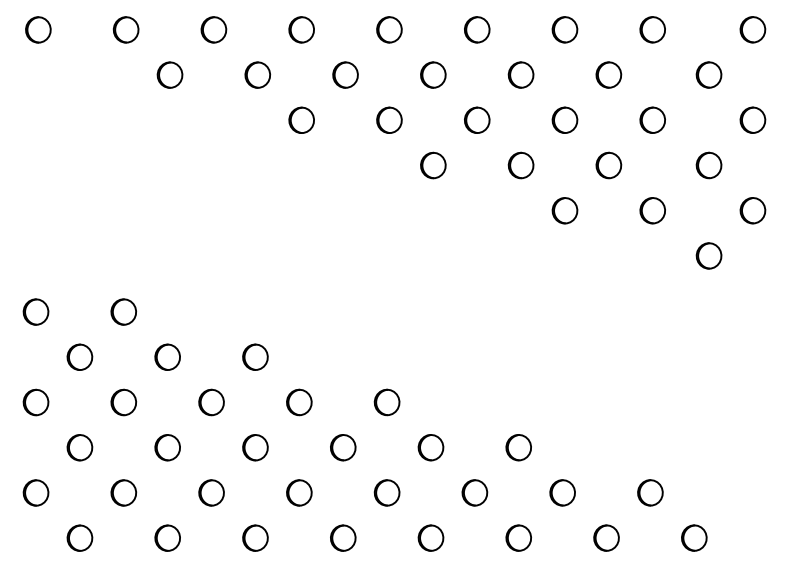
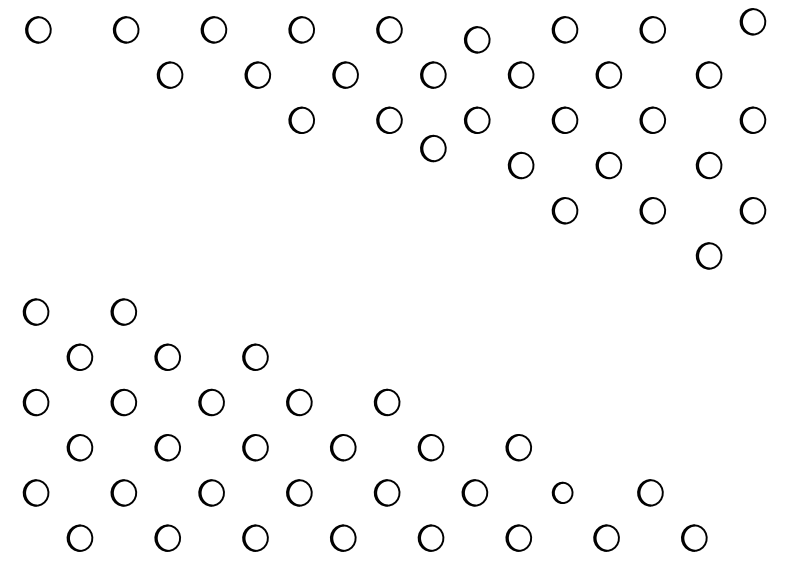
part position: (477, 29) -> (477, 39) (477, 39)
part position: (752, 29) -> (752, 21) (752, 21)
part position: (433, 165) -> (433, 148) (433, 148)
part size: 27x28 px -> 23x23 px (562, 492)
